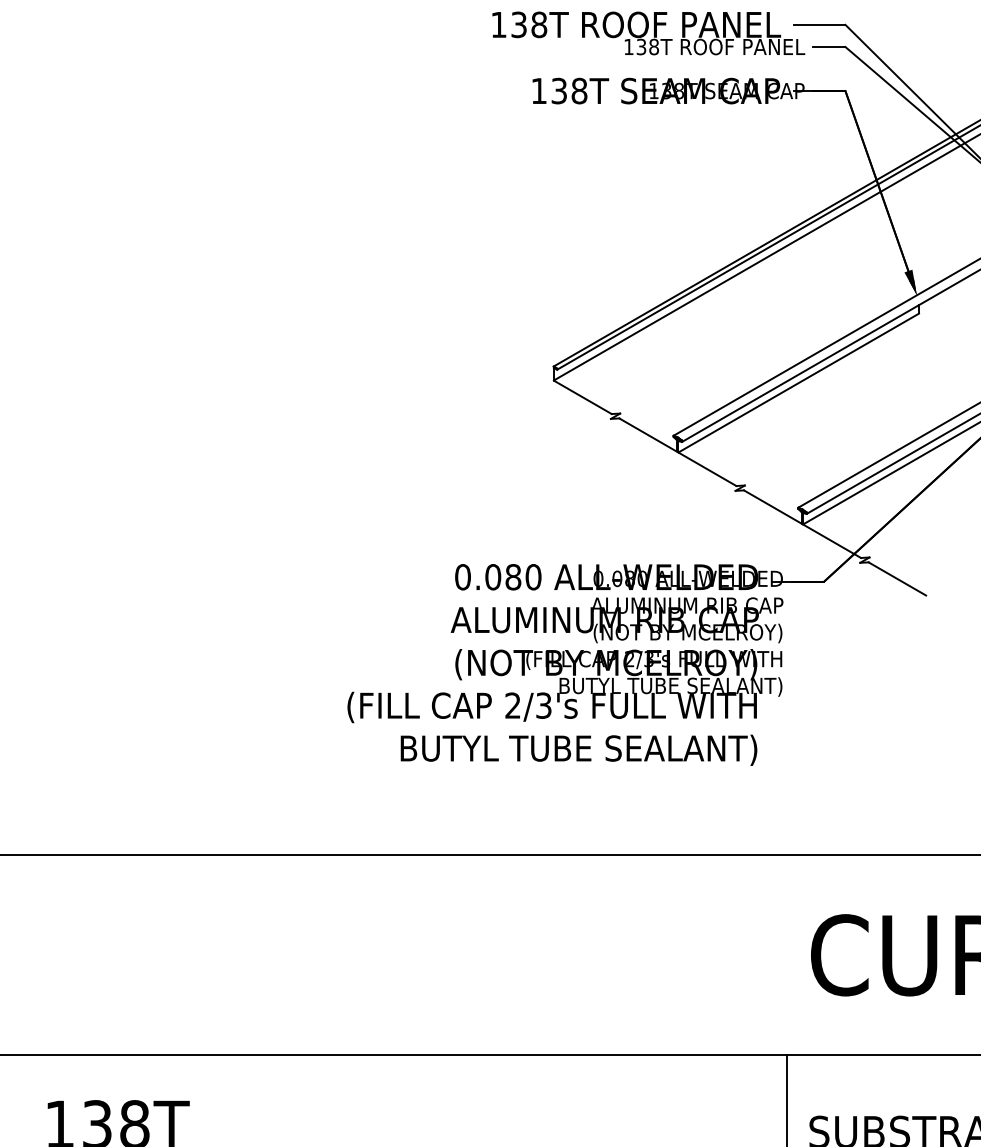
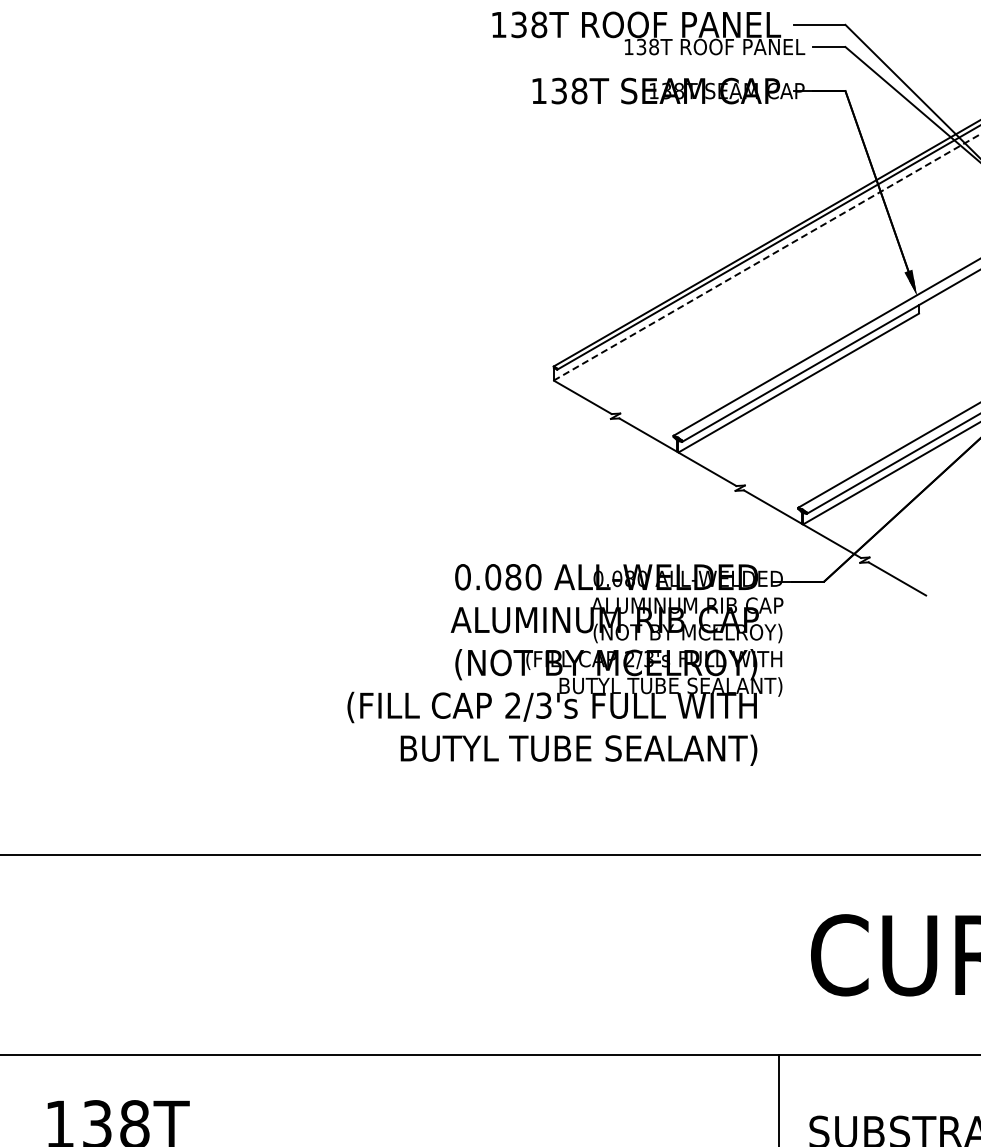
line: solid -> dashed (766, 257)
line position: (786, 1099) -> (778, 1099) (778, 1099)
